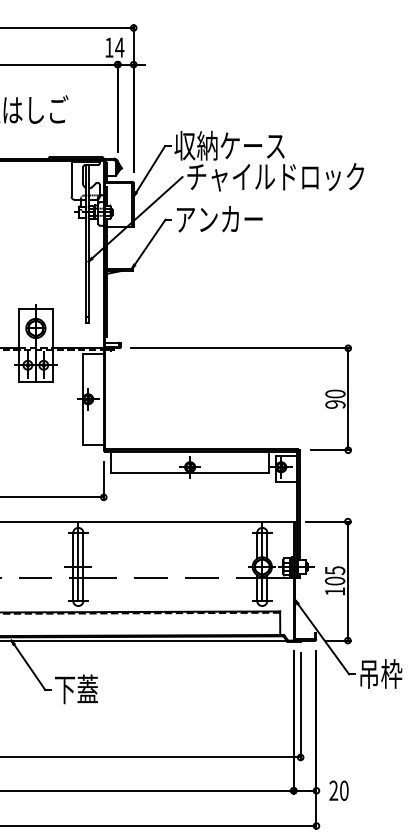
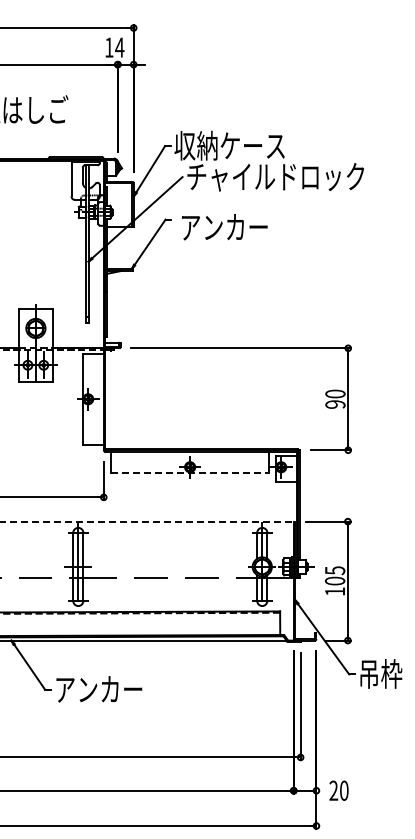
text position: (219, 219) -> (224, 227) (224, 227)
line: solid -> dashed (190, 472)
line: solid -> dashed (148, 521)
text: 下蓋 -> アンカー (98, 689)
